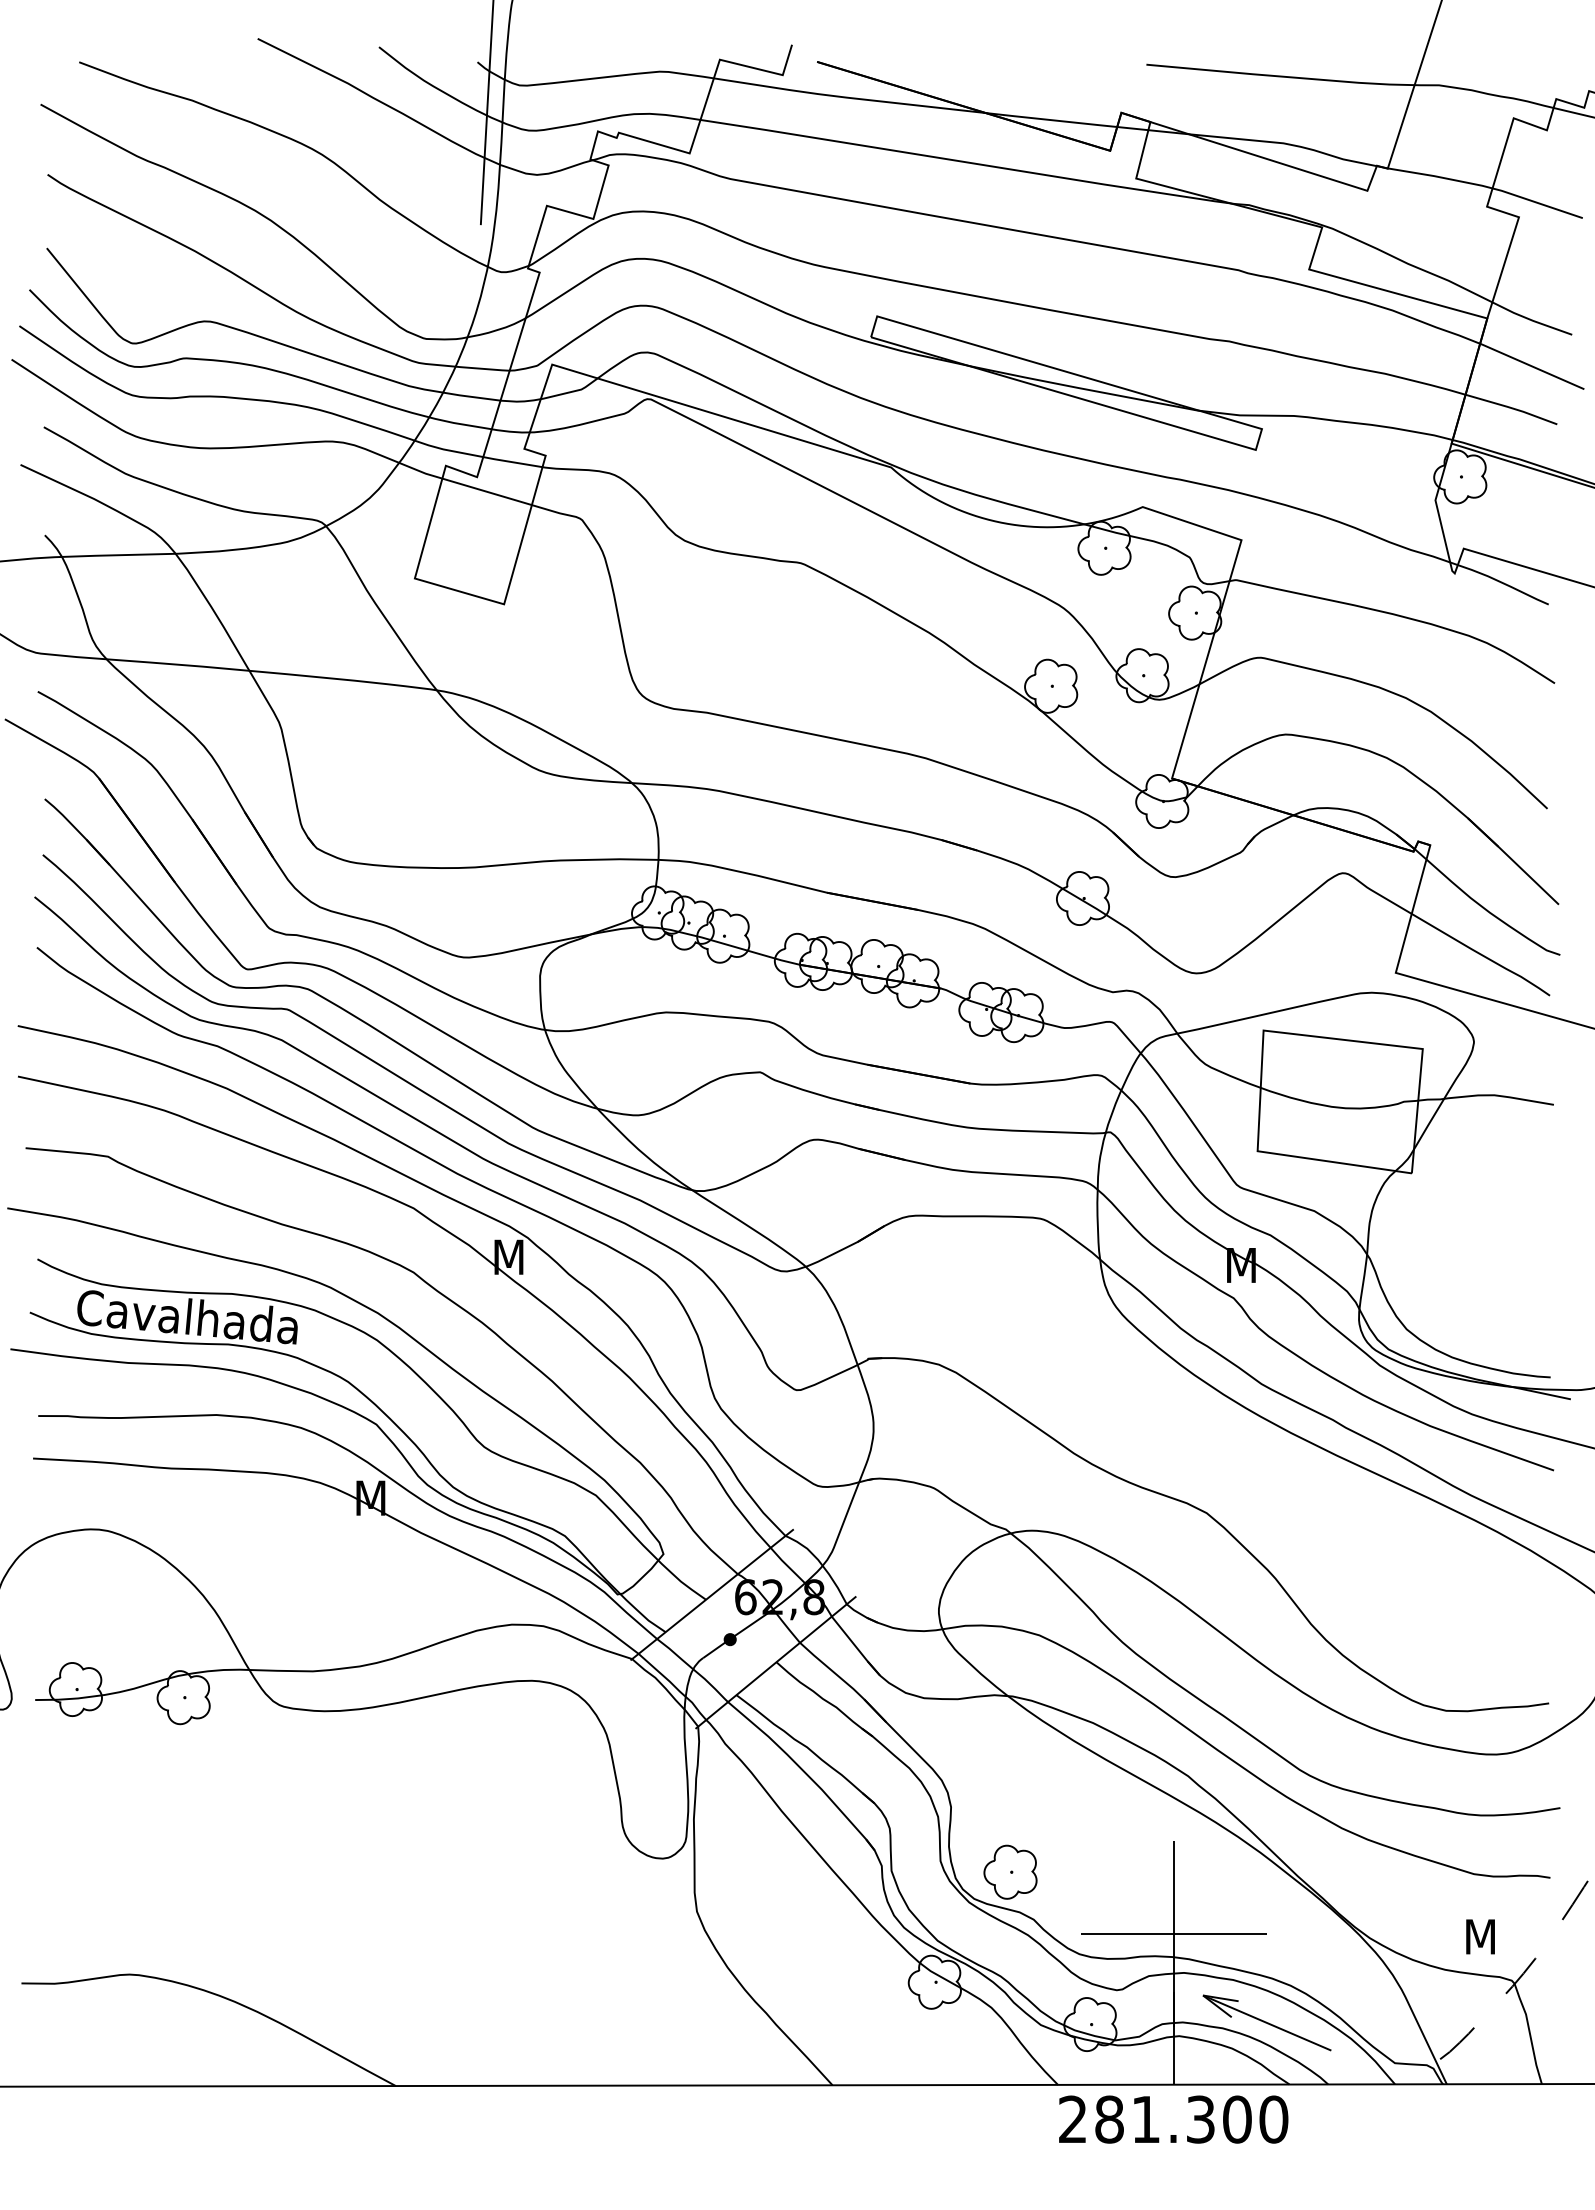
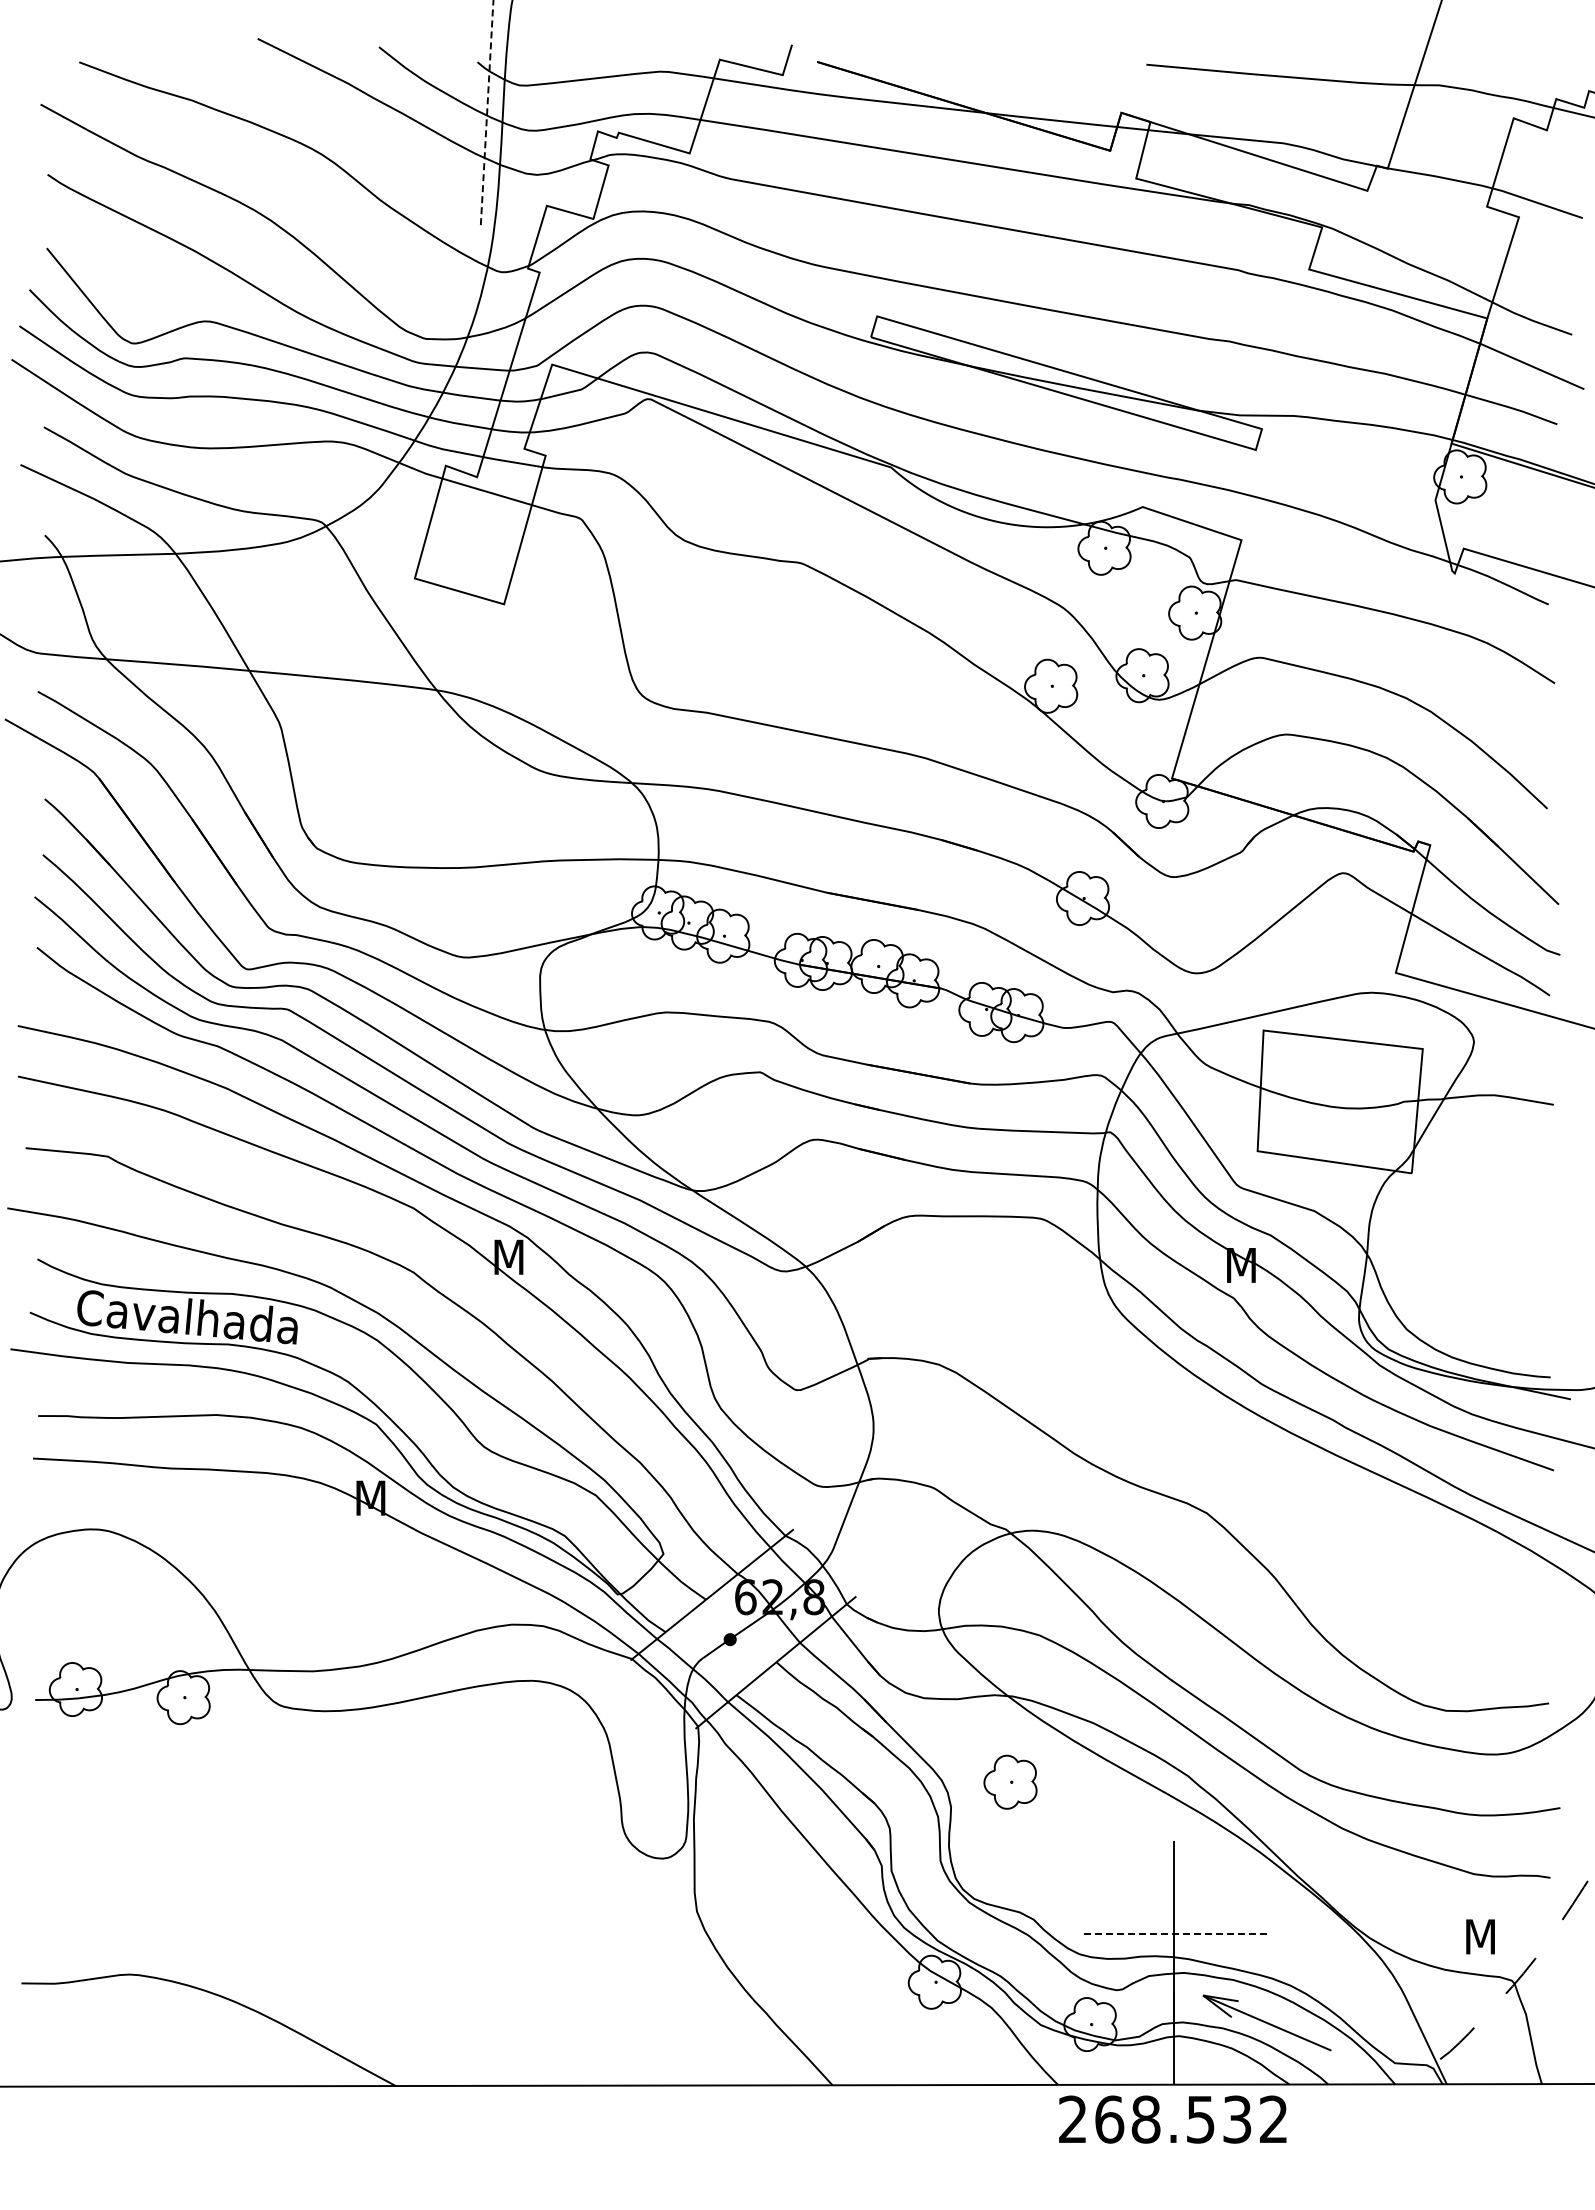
line: solid -> dashed (487, 112)
part position: (1010, 1871) -> (1010, 1781) (1010, 1781)
line: solid -> dashed (1173, 1933)
text: 281.300 -> 268.532 (1191, 2119)
